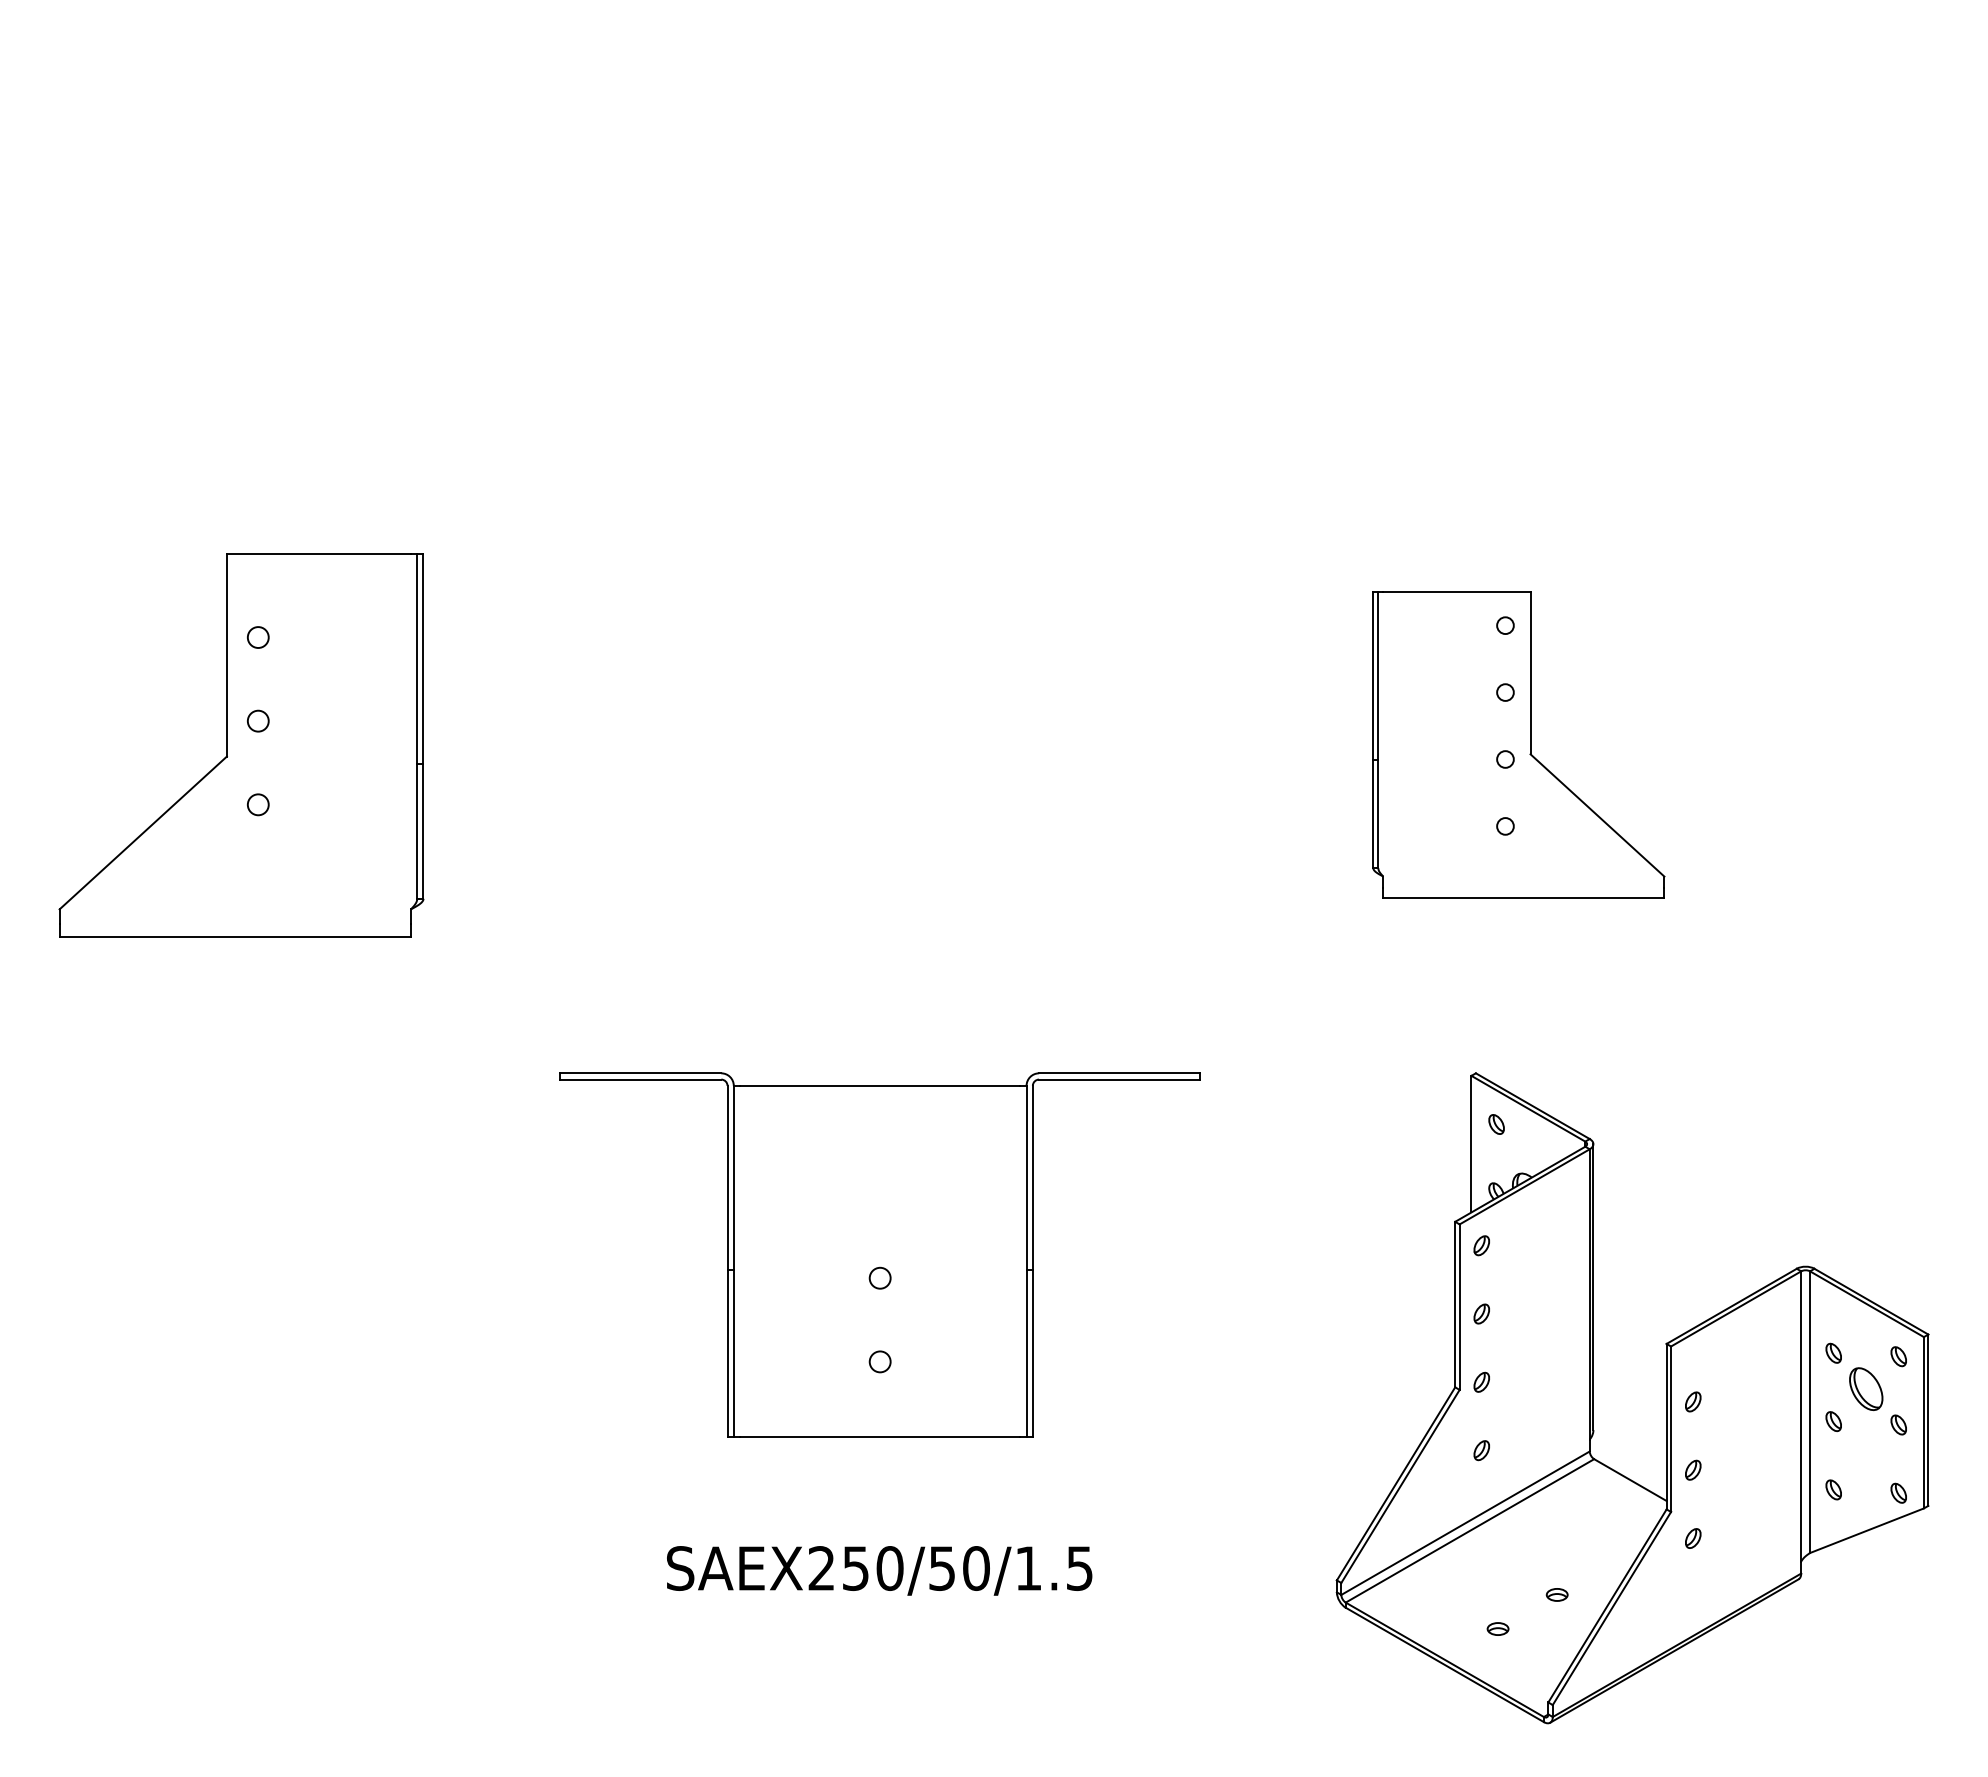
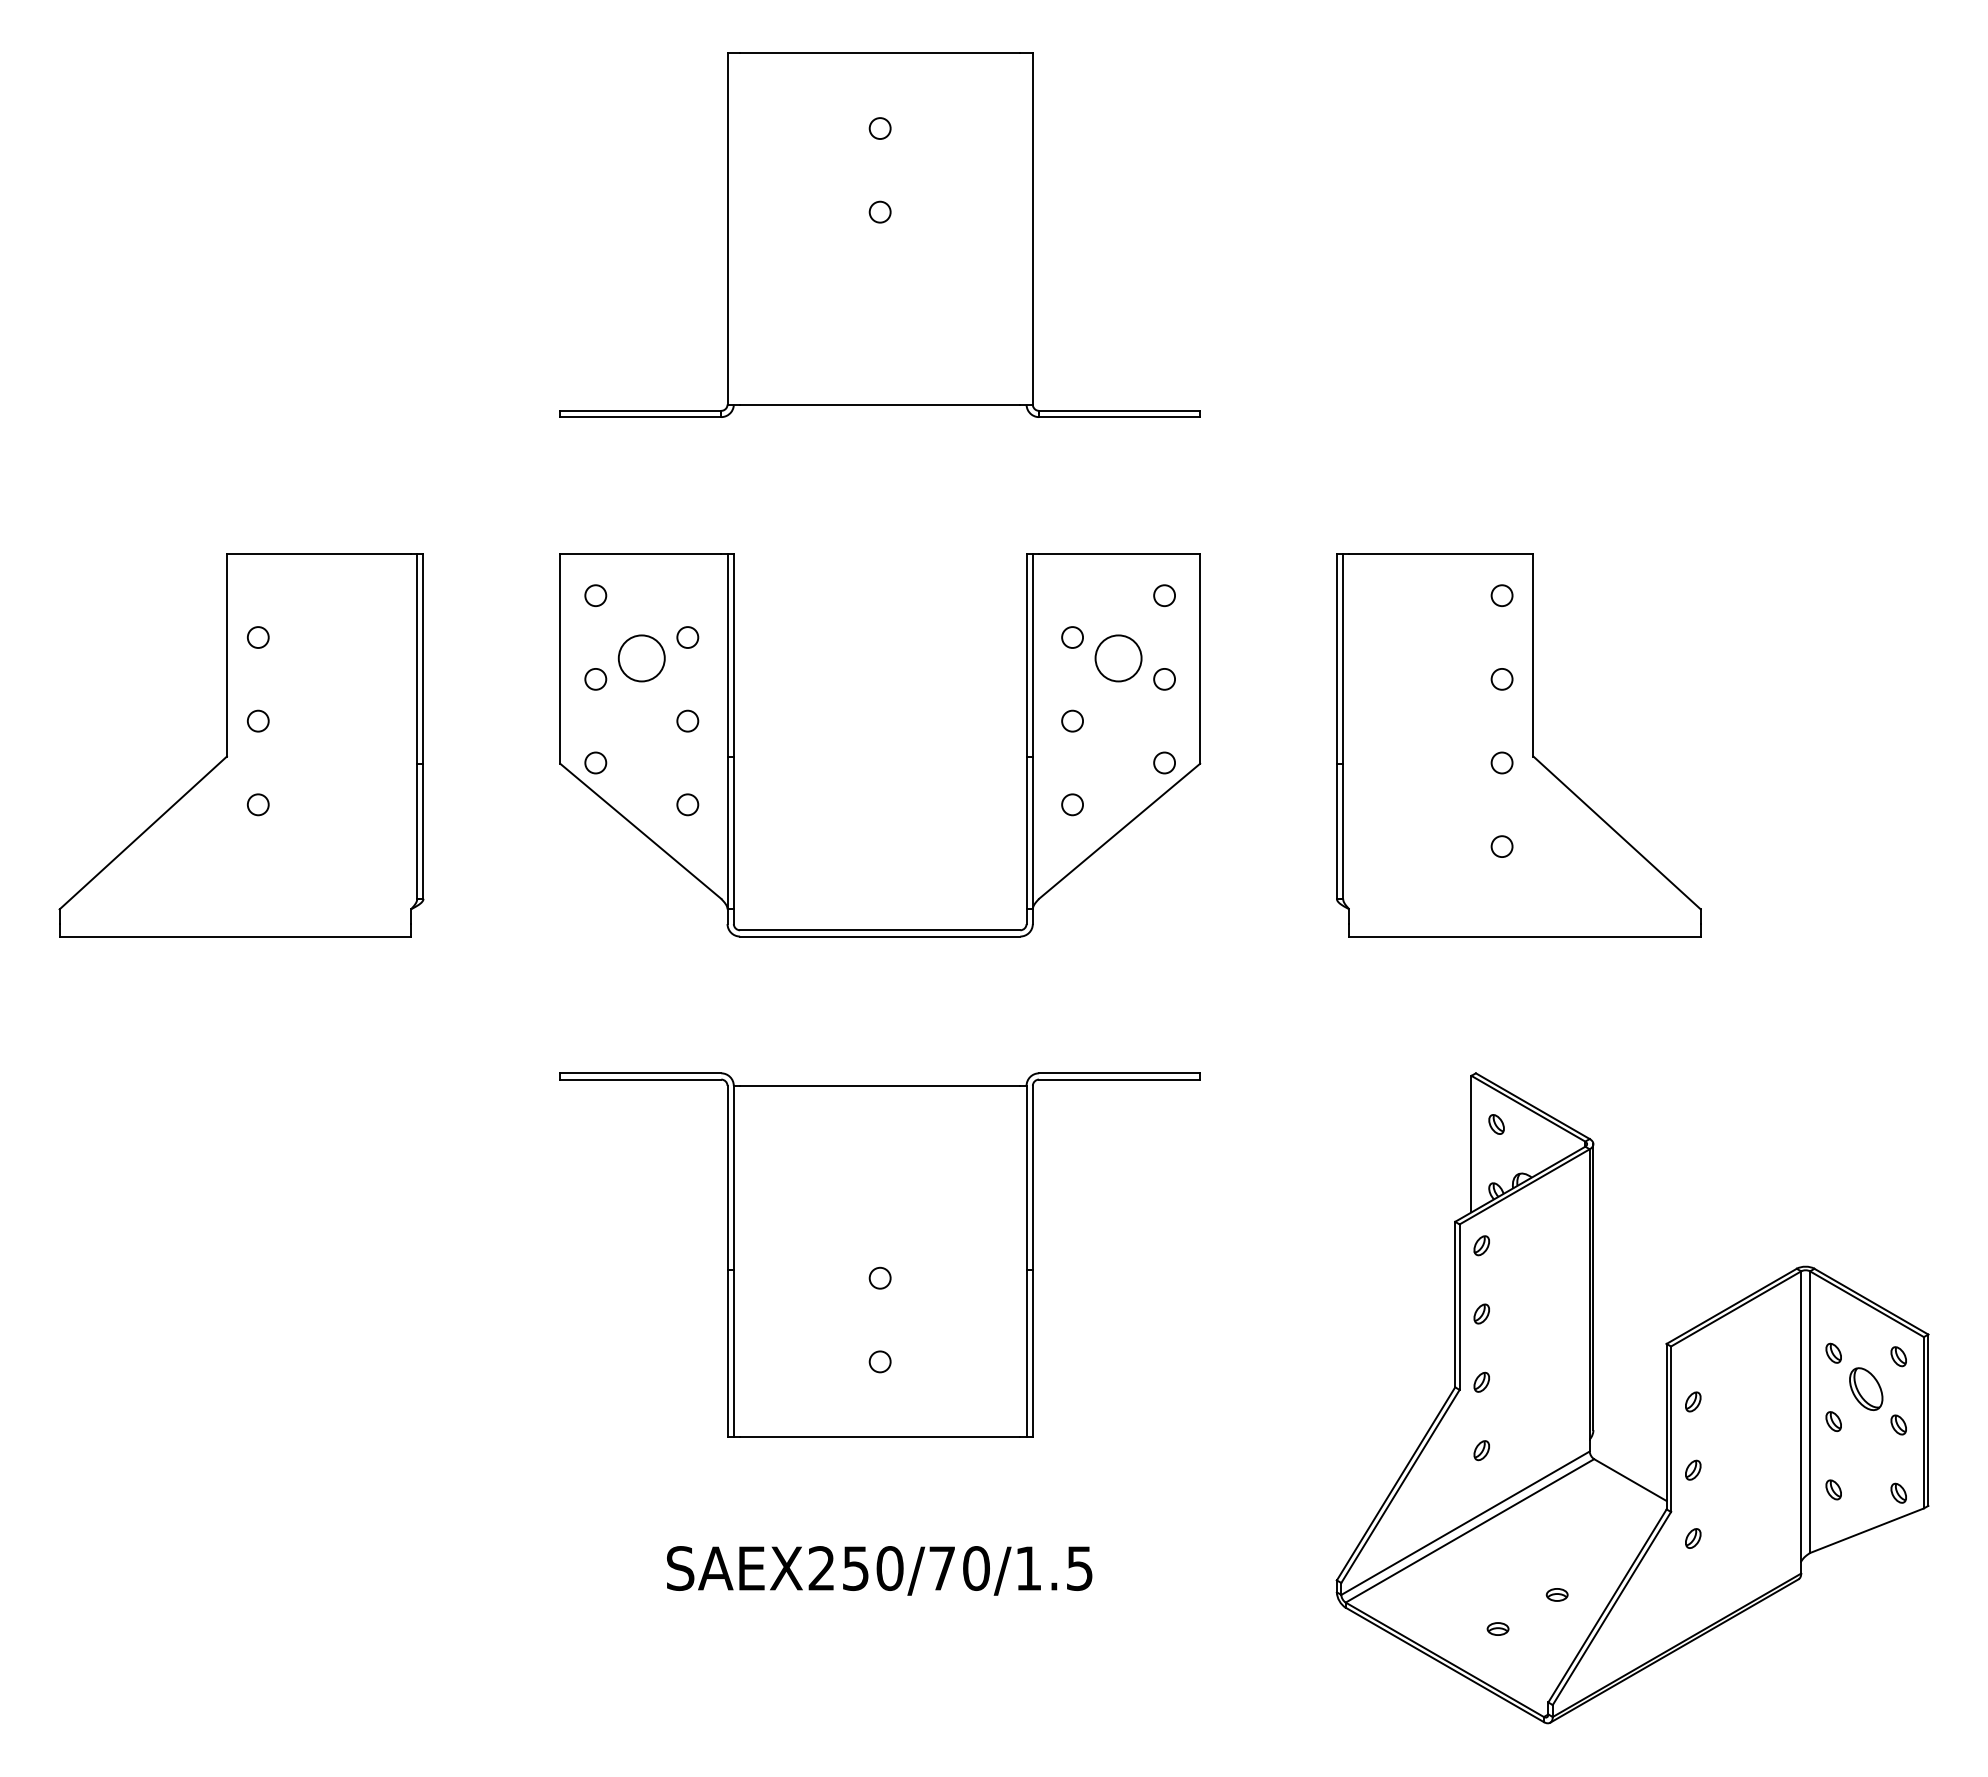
part: none -> present (879, 234)
part size: 294x308 px -> 366x385 px (1518, 745)
part: none -> present (734, 745)
text: SAEX250/50/1.5 -> SAEX250/70/1.5 (941, 1568)
